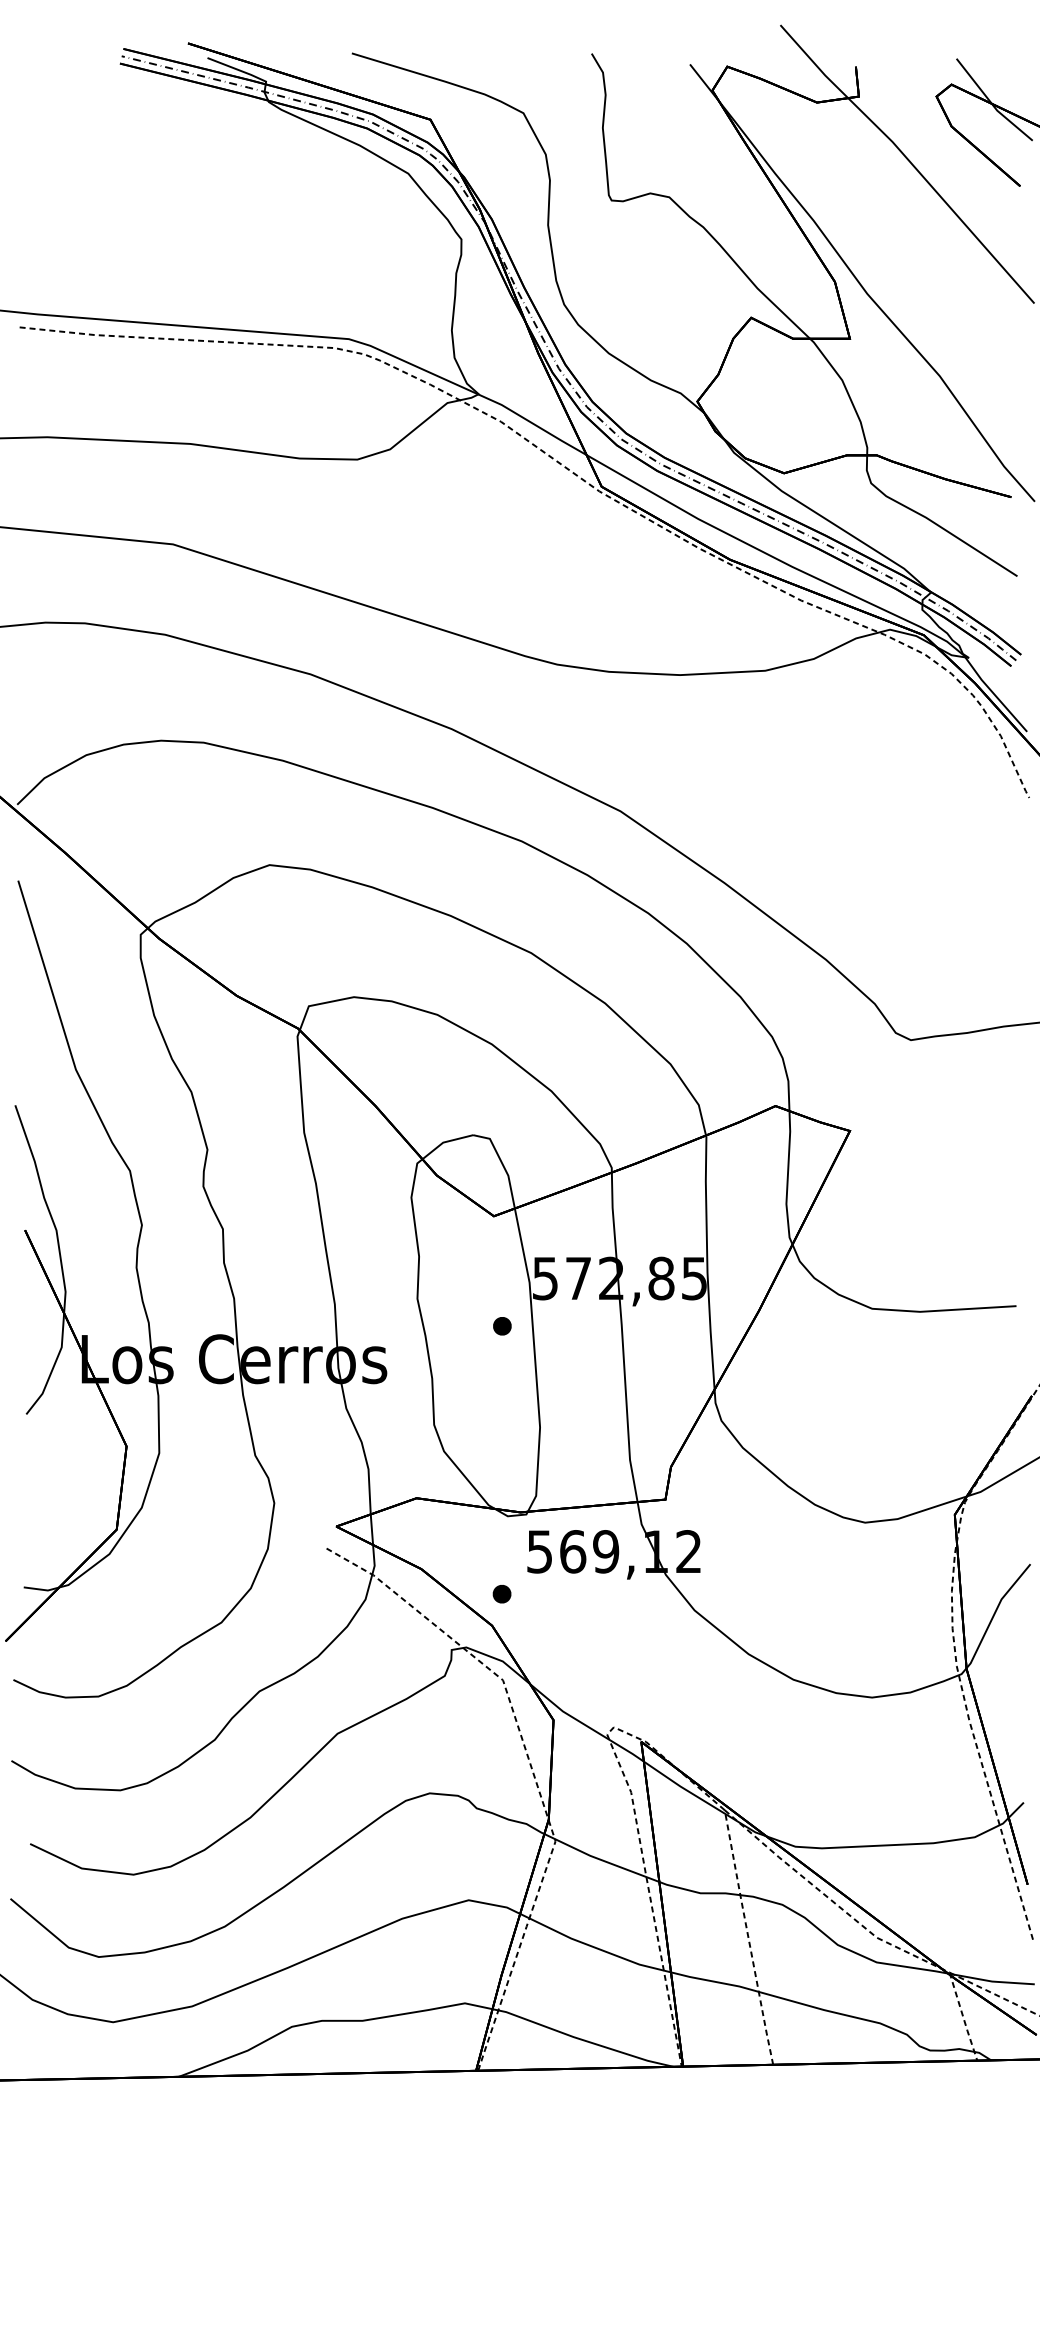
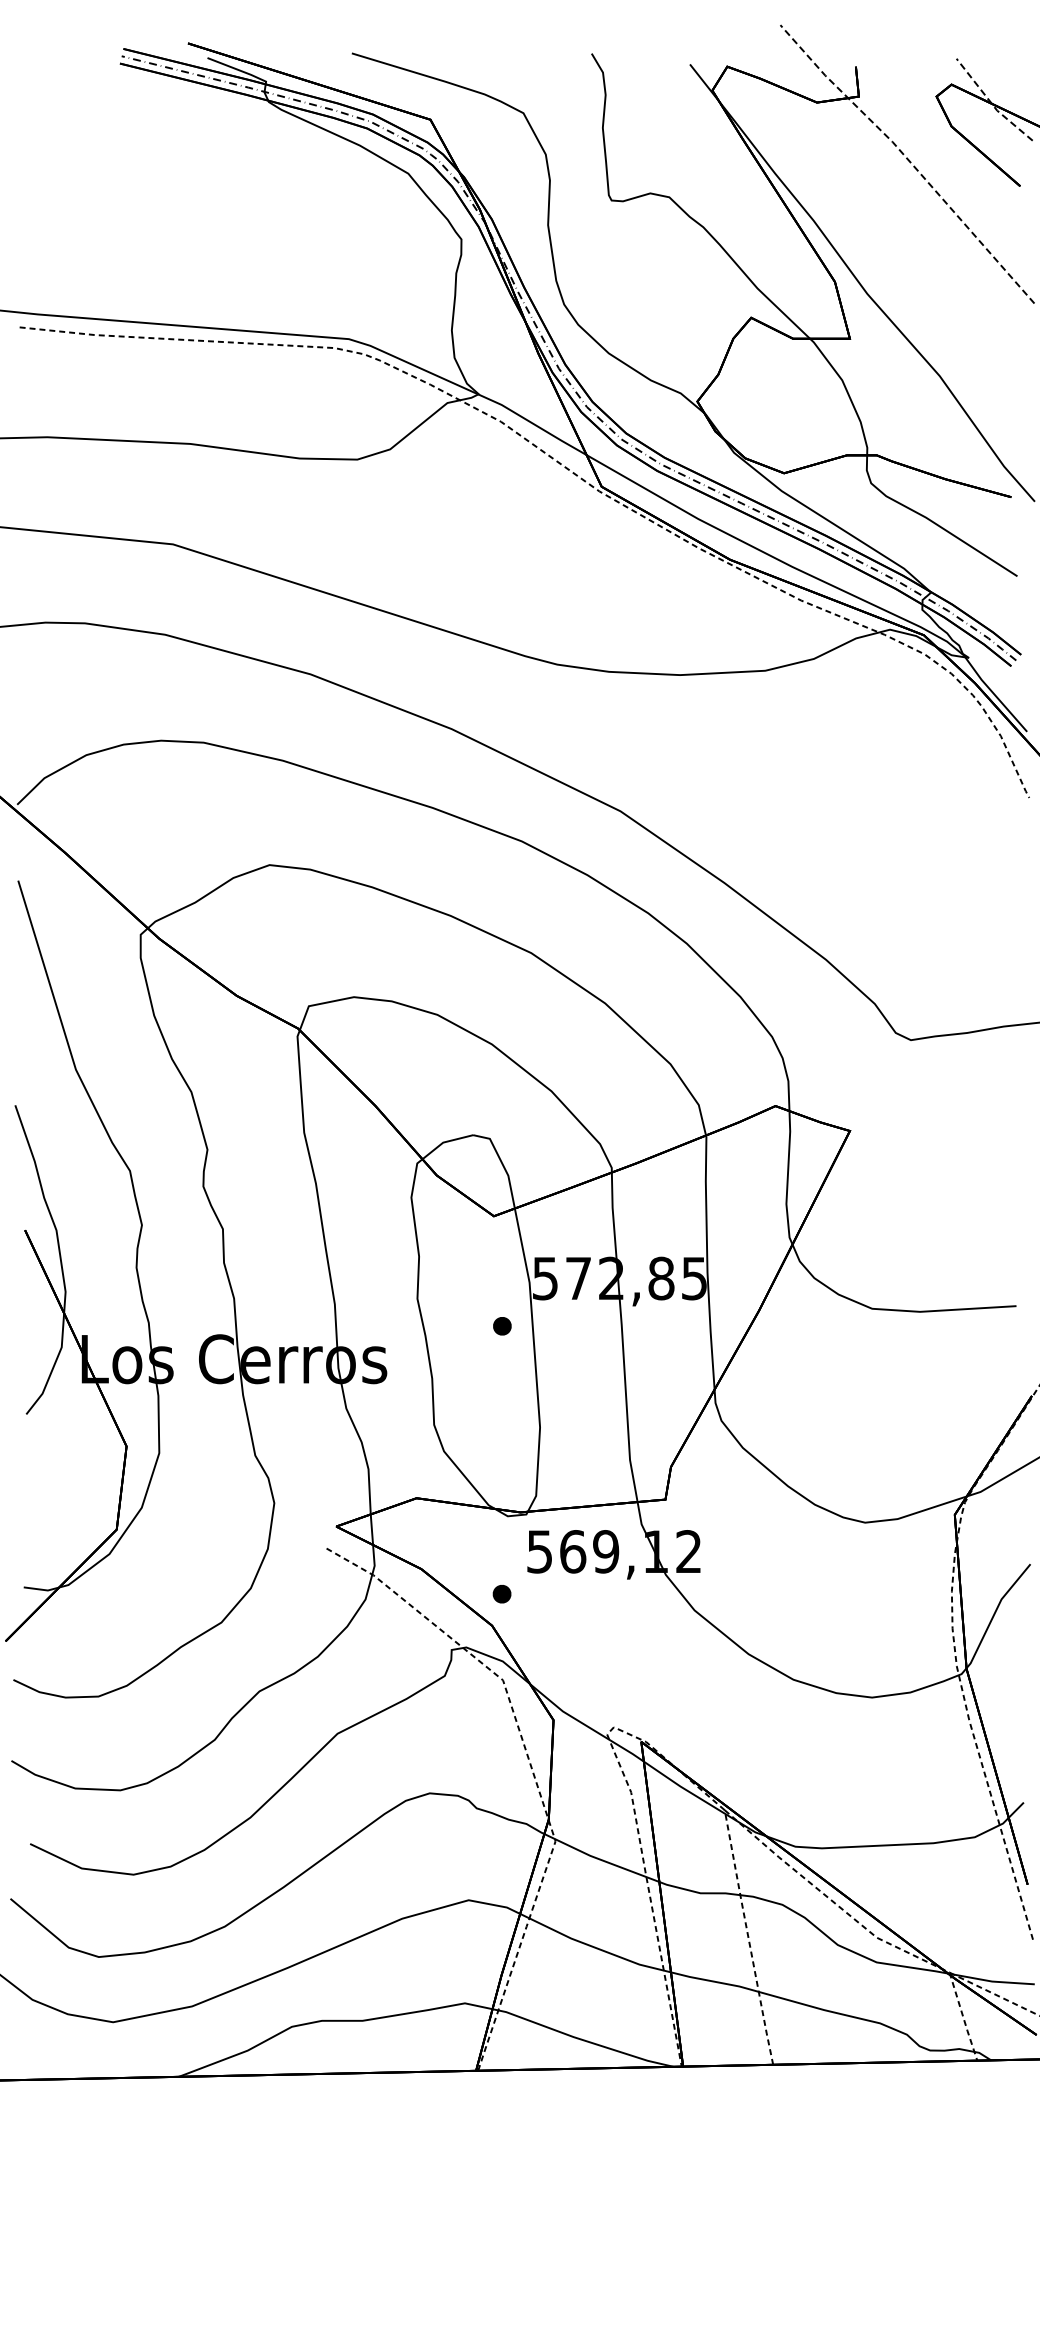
line: solid -> dashed (991, 103)
line: solid -> dashed (909, 160)
